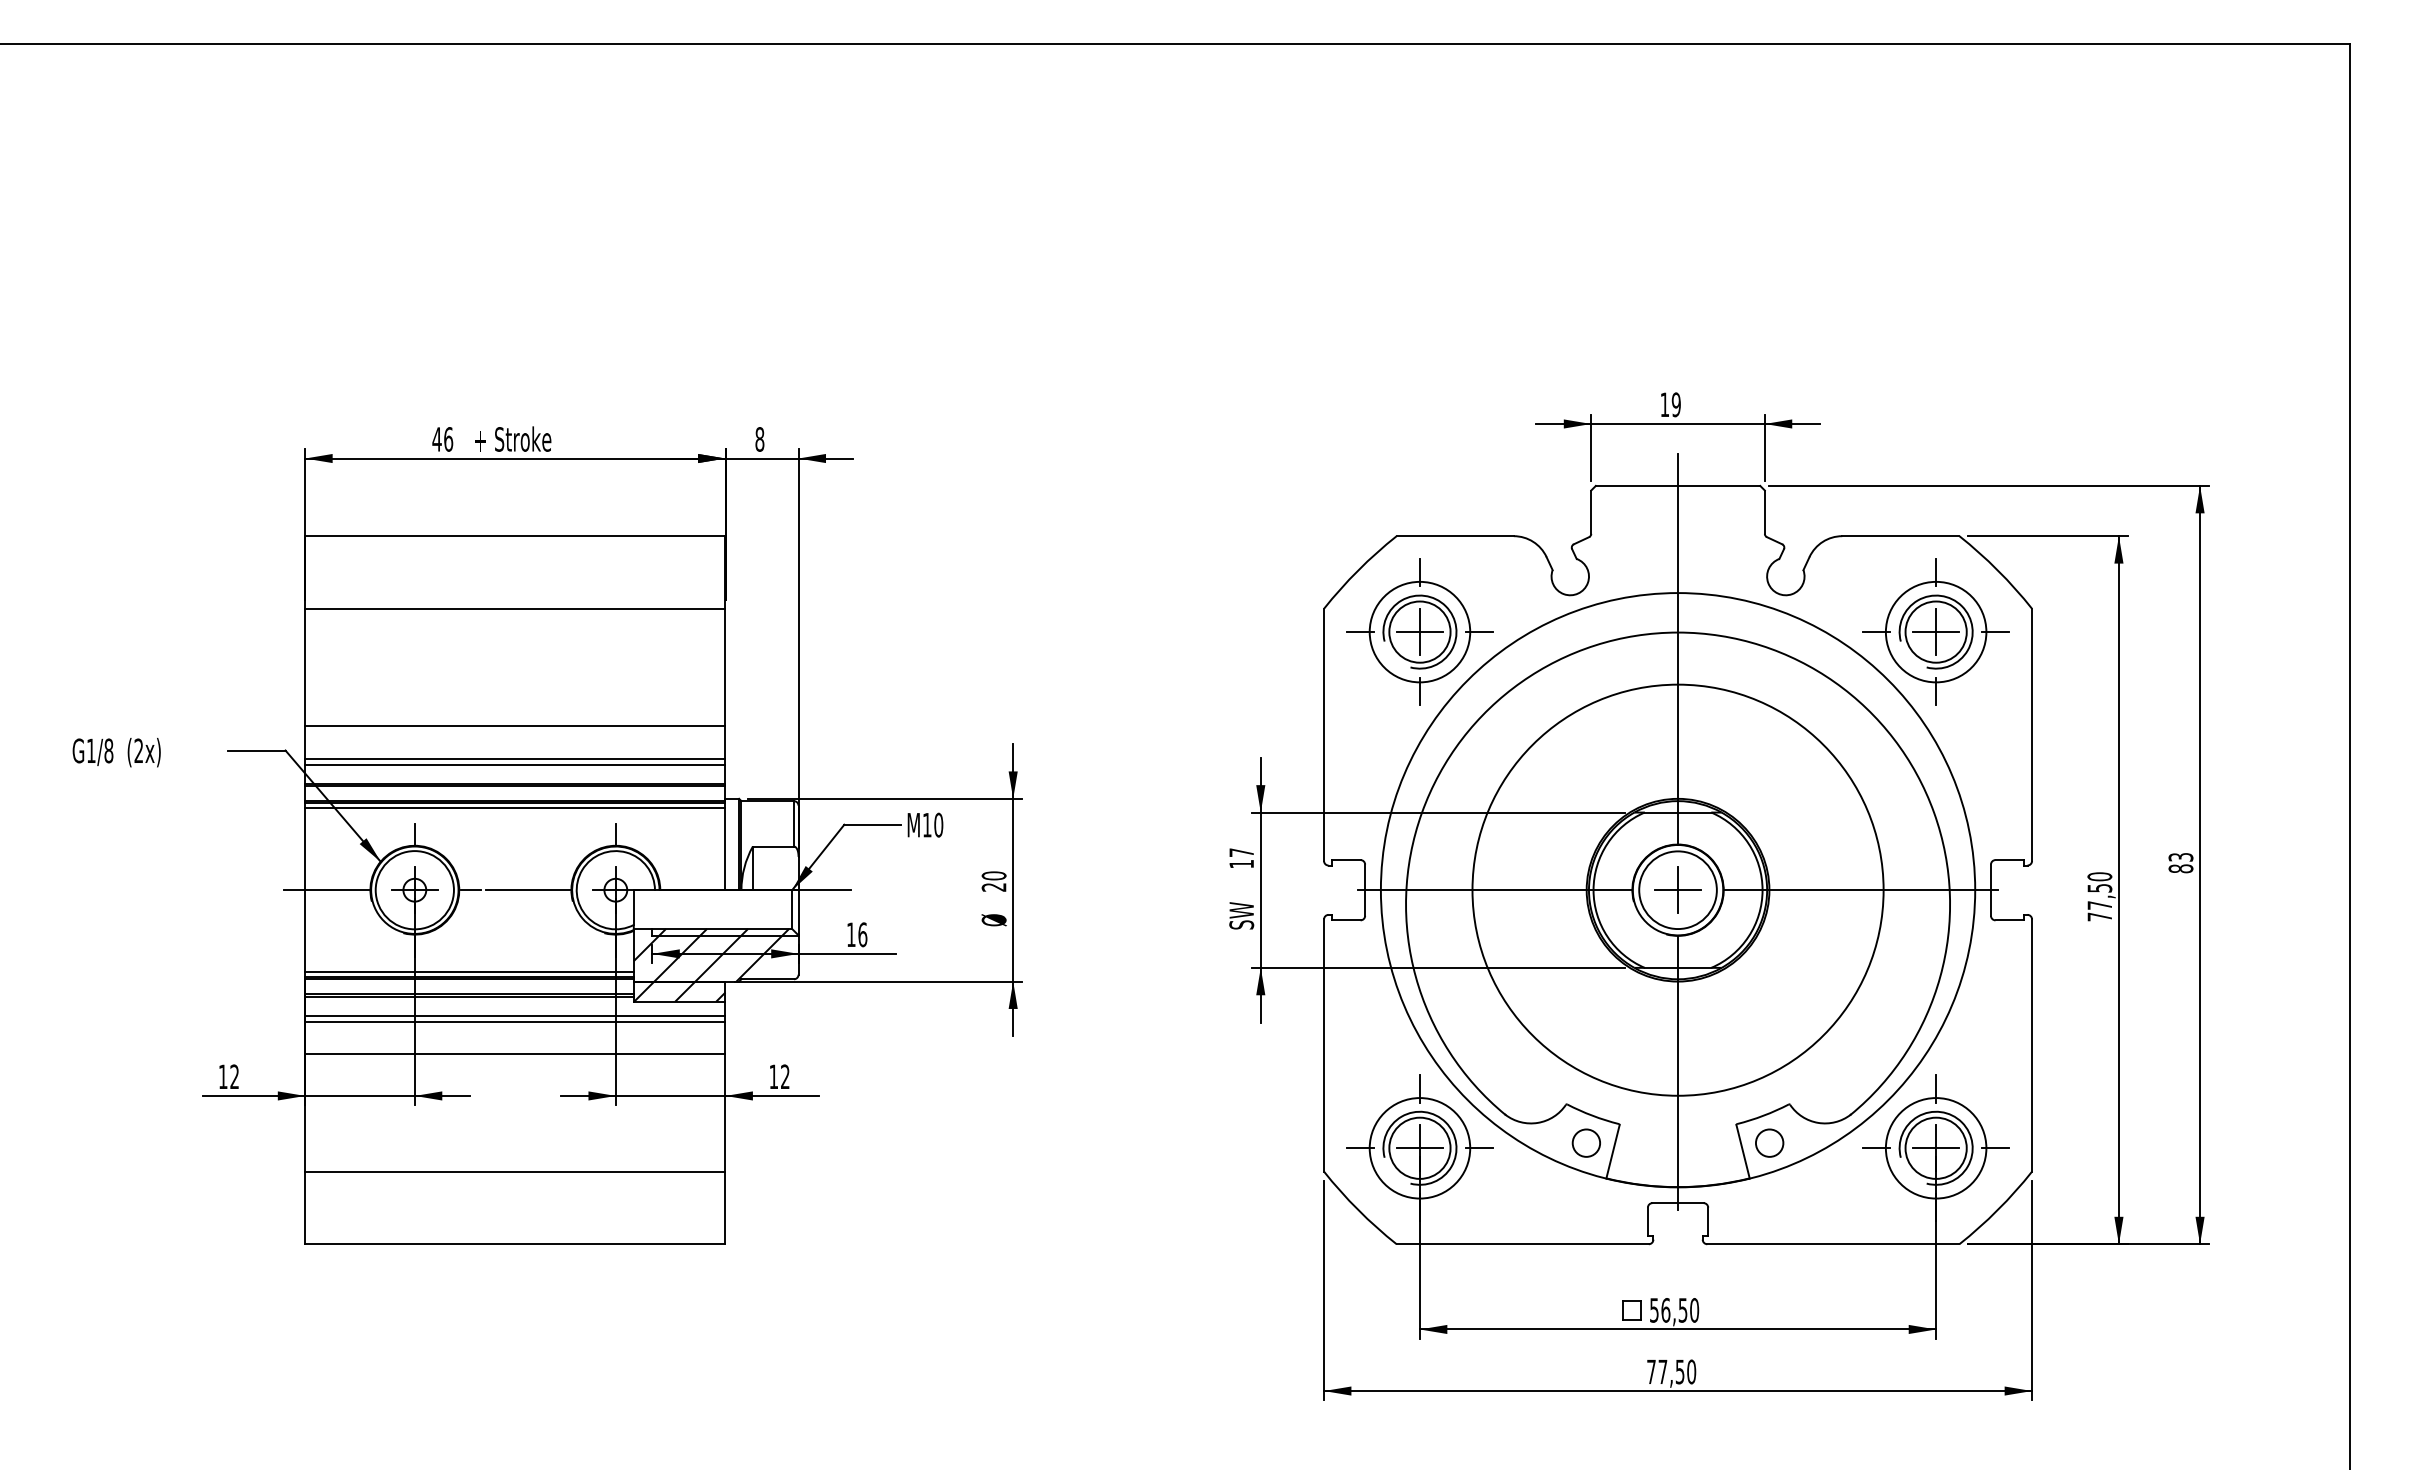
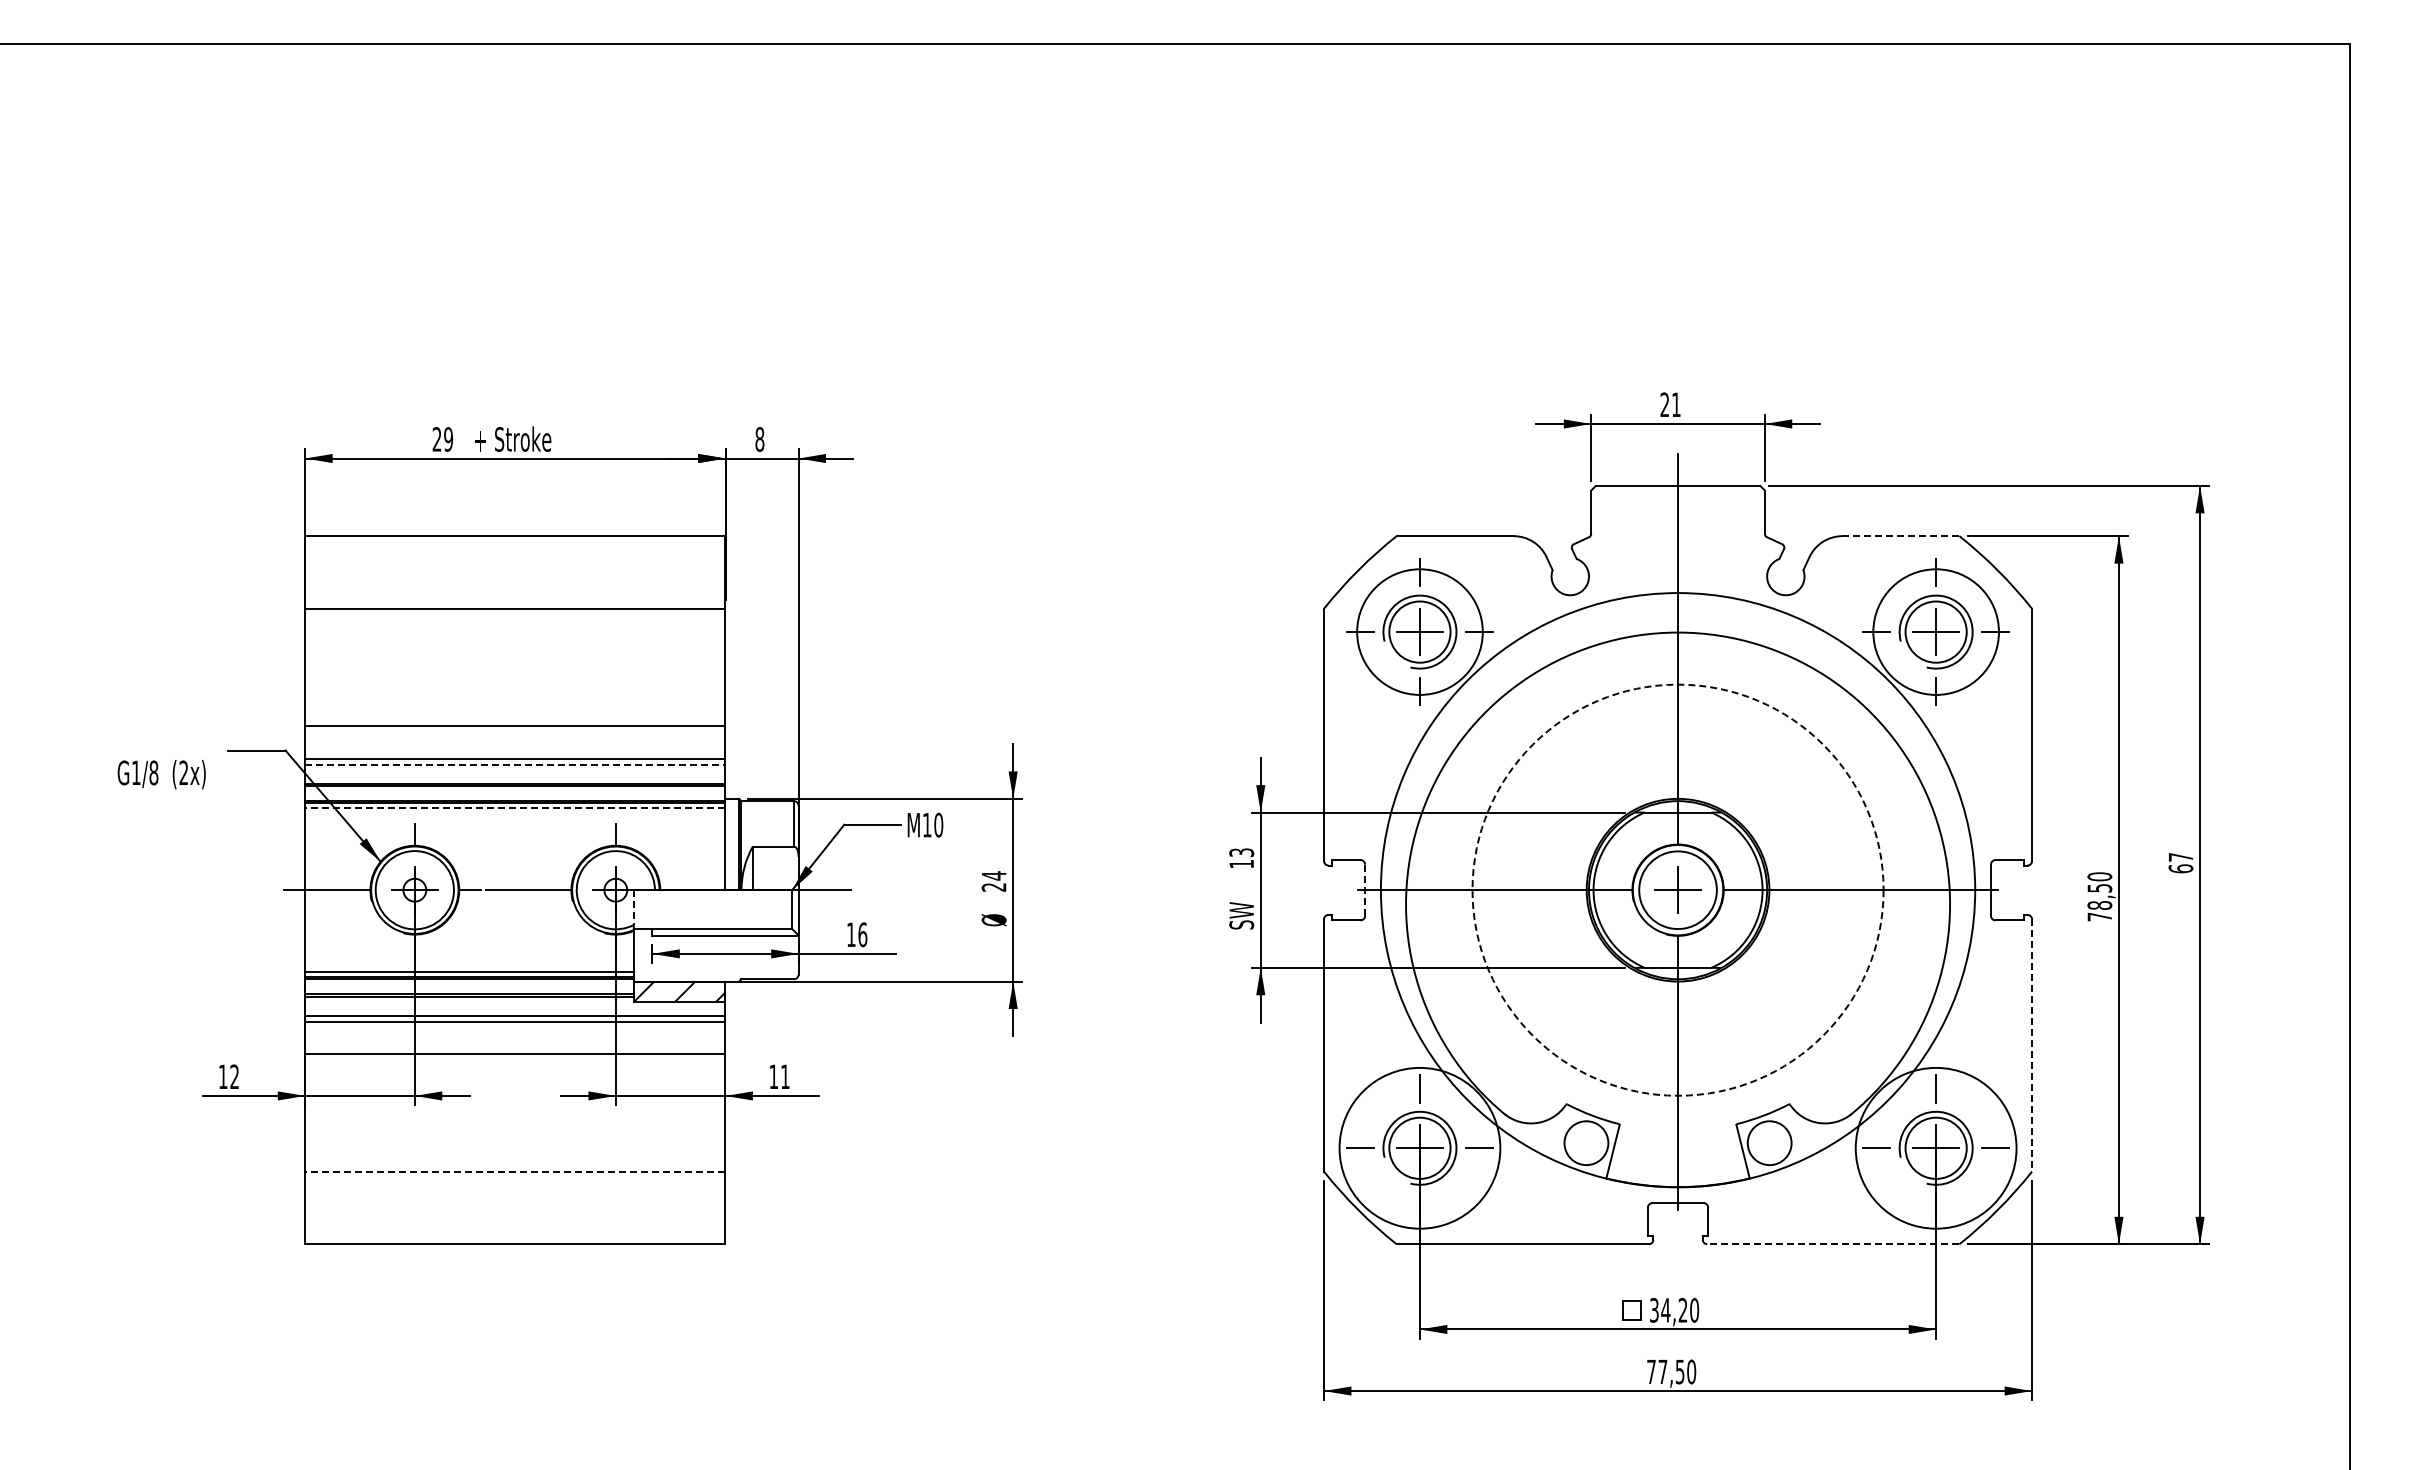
text: 19 -> 21 (1670, 404)
text: 46 -> 29 (442, 439)
line: solid -> dashed (1900, 536)
circle diameter: 100 px -> 126 px (1419, 631)
circle diameter: 100 px -> 126 px (1935, 631)
text position: (116, 752) -> (161, 774) (161, 774)
line: solid -> dashed (515, 764)
line: solid -> dashed (514, 807)
text: 17 -> 13 (1241, 852)
text: 83 -> 67 (2180, 863)
text: 20 -> 24 (993, 875)
circle: solid -> dashed (1677, 889)
line: solid -> dashed (1365, 890)
text: 77,50 -> 78,50 (2099, 905)
line: solid -> dashed (633, 908)
hatch: present -> none (711, 955)
line: solid -> dashed (2032, 1046)
text: 12 -> 11 (785, 1076)
circle diameter: 27 px -> 44 px (1586, 1143)
circle diameter: 27 px -> 44 px (1769, 1143)
circle diameter: 100 px -> 161 px (1419, 1147)
circle diameter: 100 px -> 161 px (1935, 1147)
line: solid -> dashed (514, 1171)
line: solid -> dashed (1832, 1244)
text: 56,50 -> 34,20 (1668, 1310)
